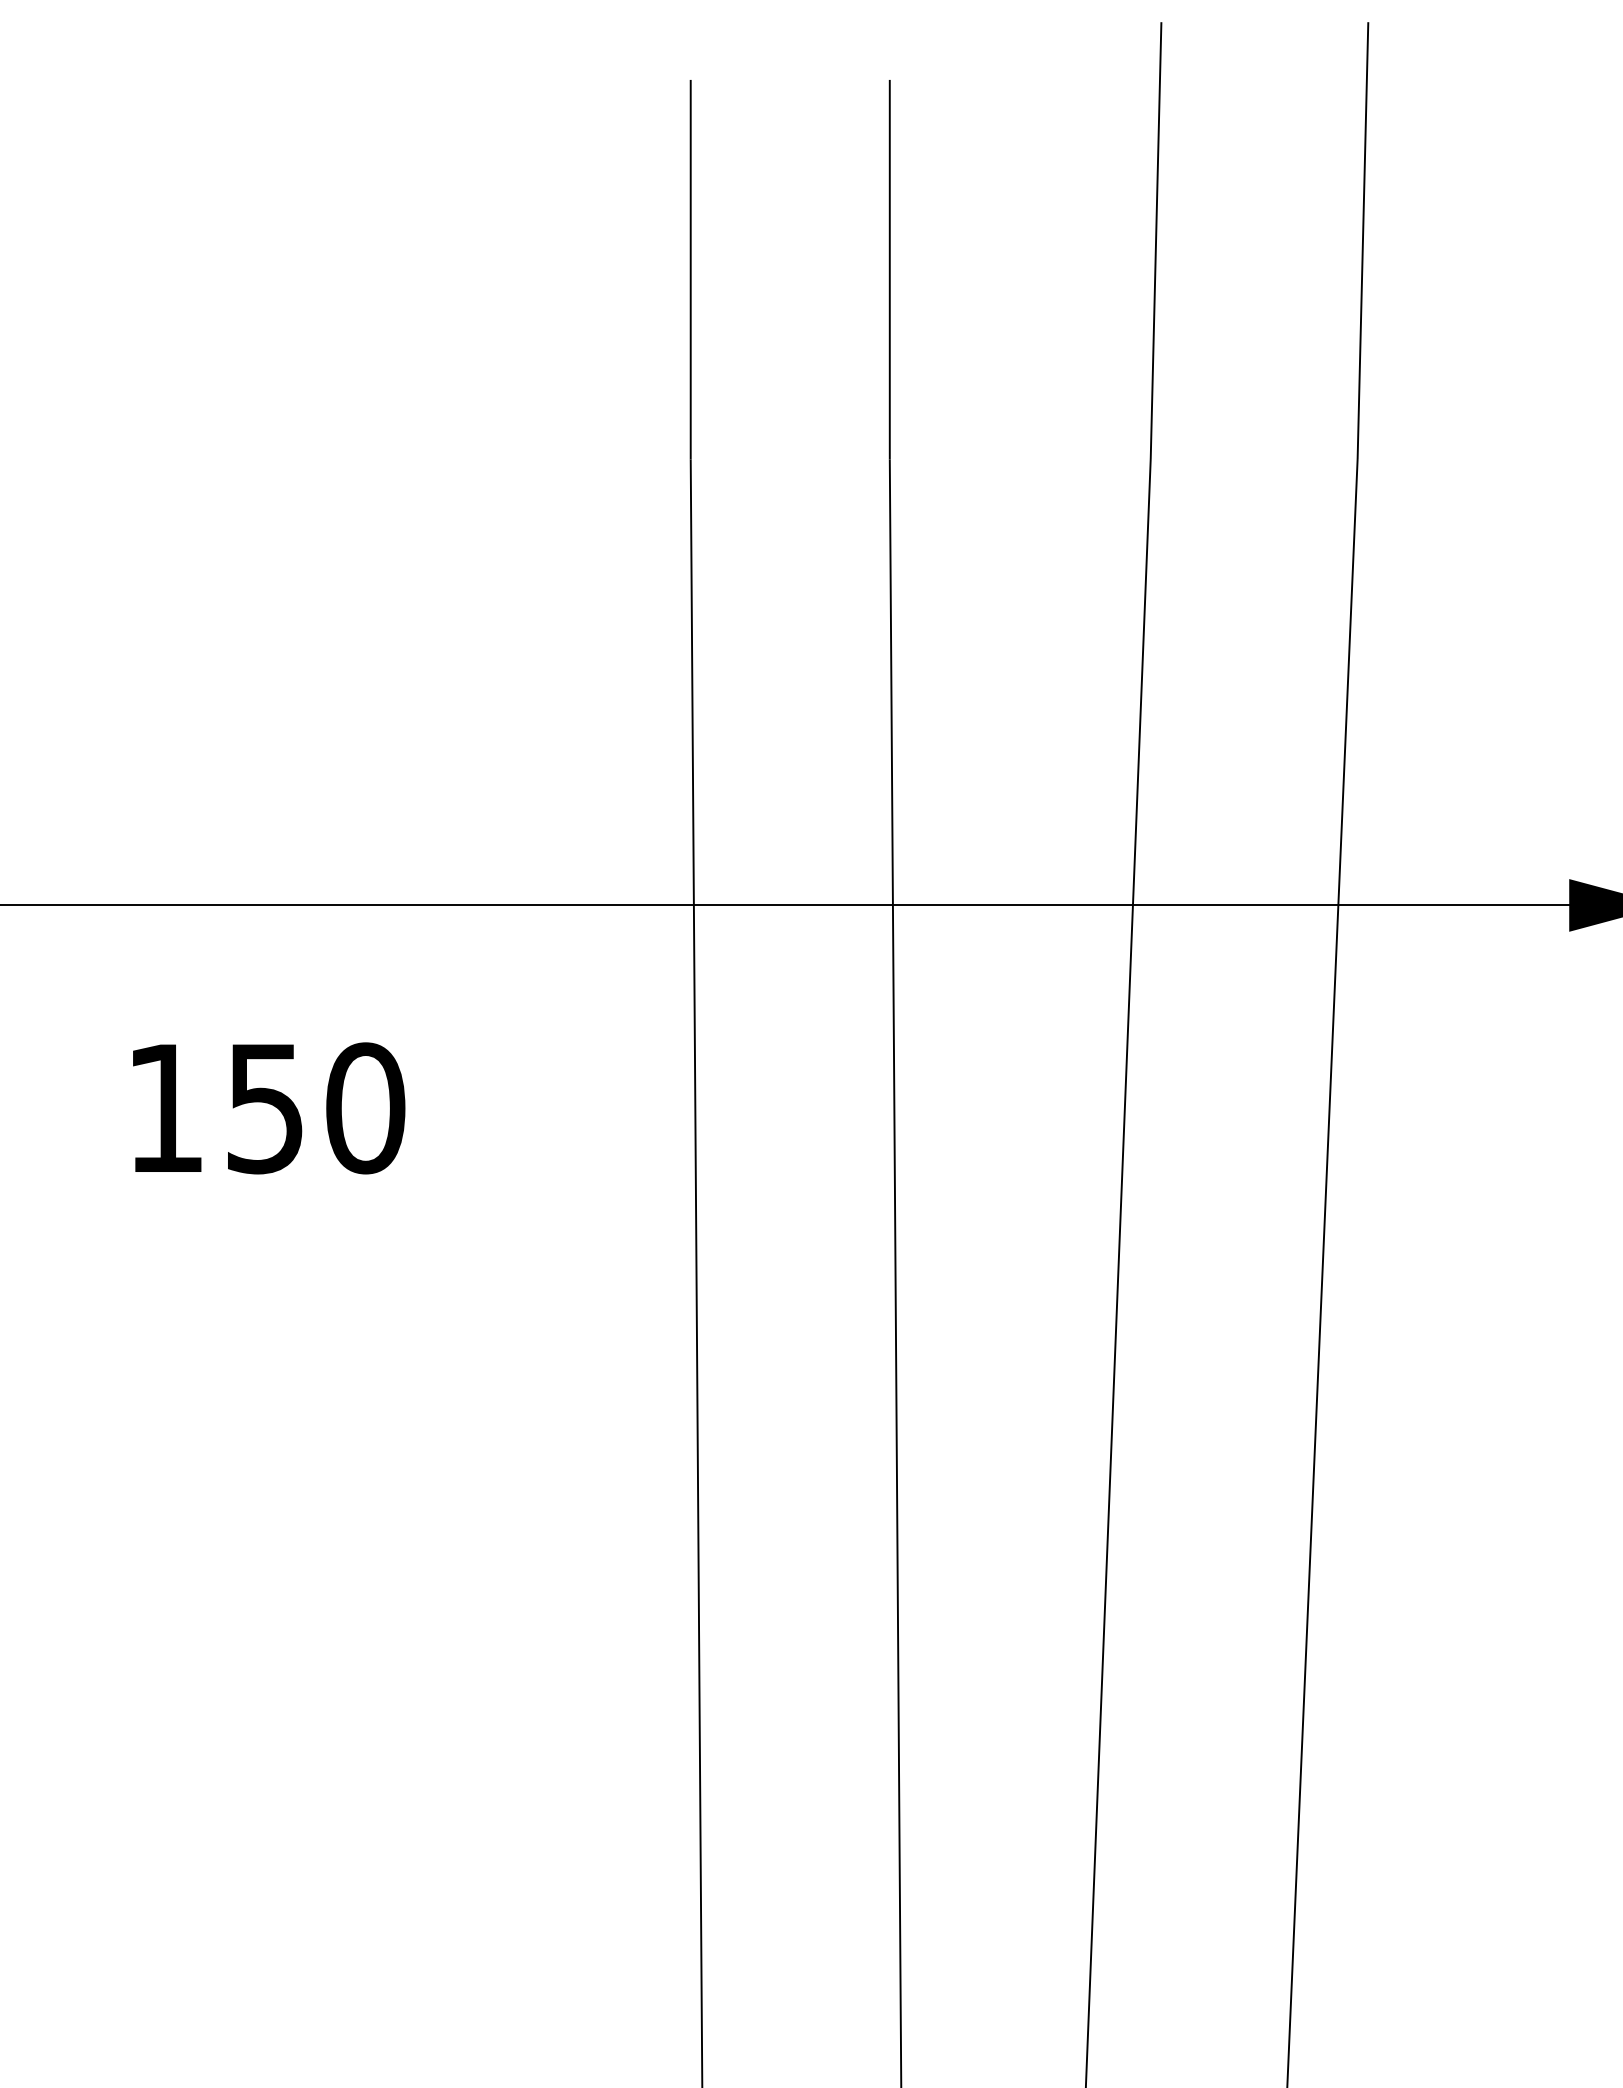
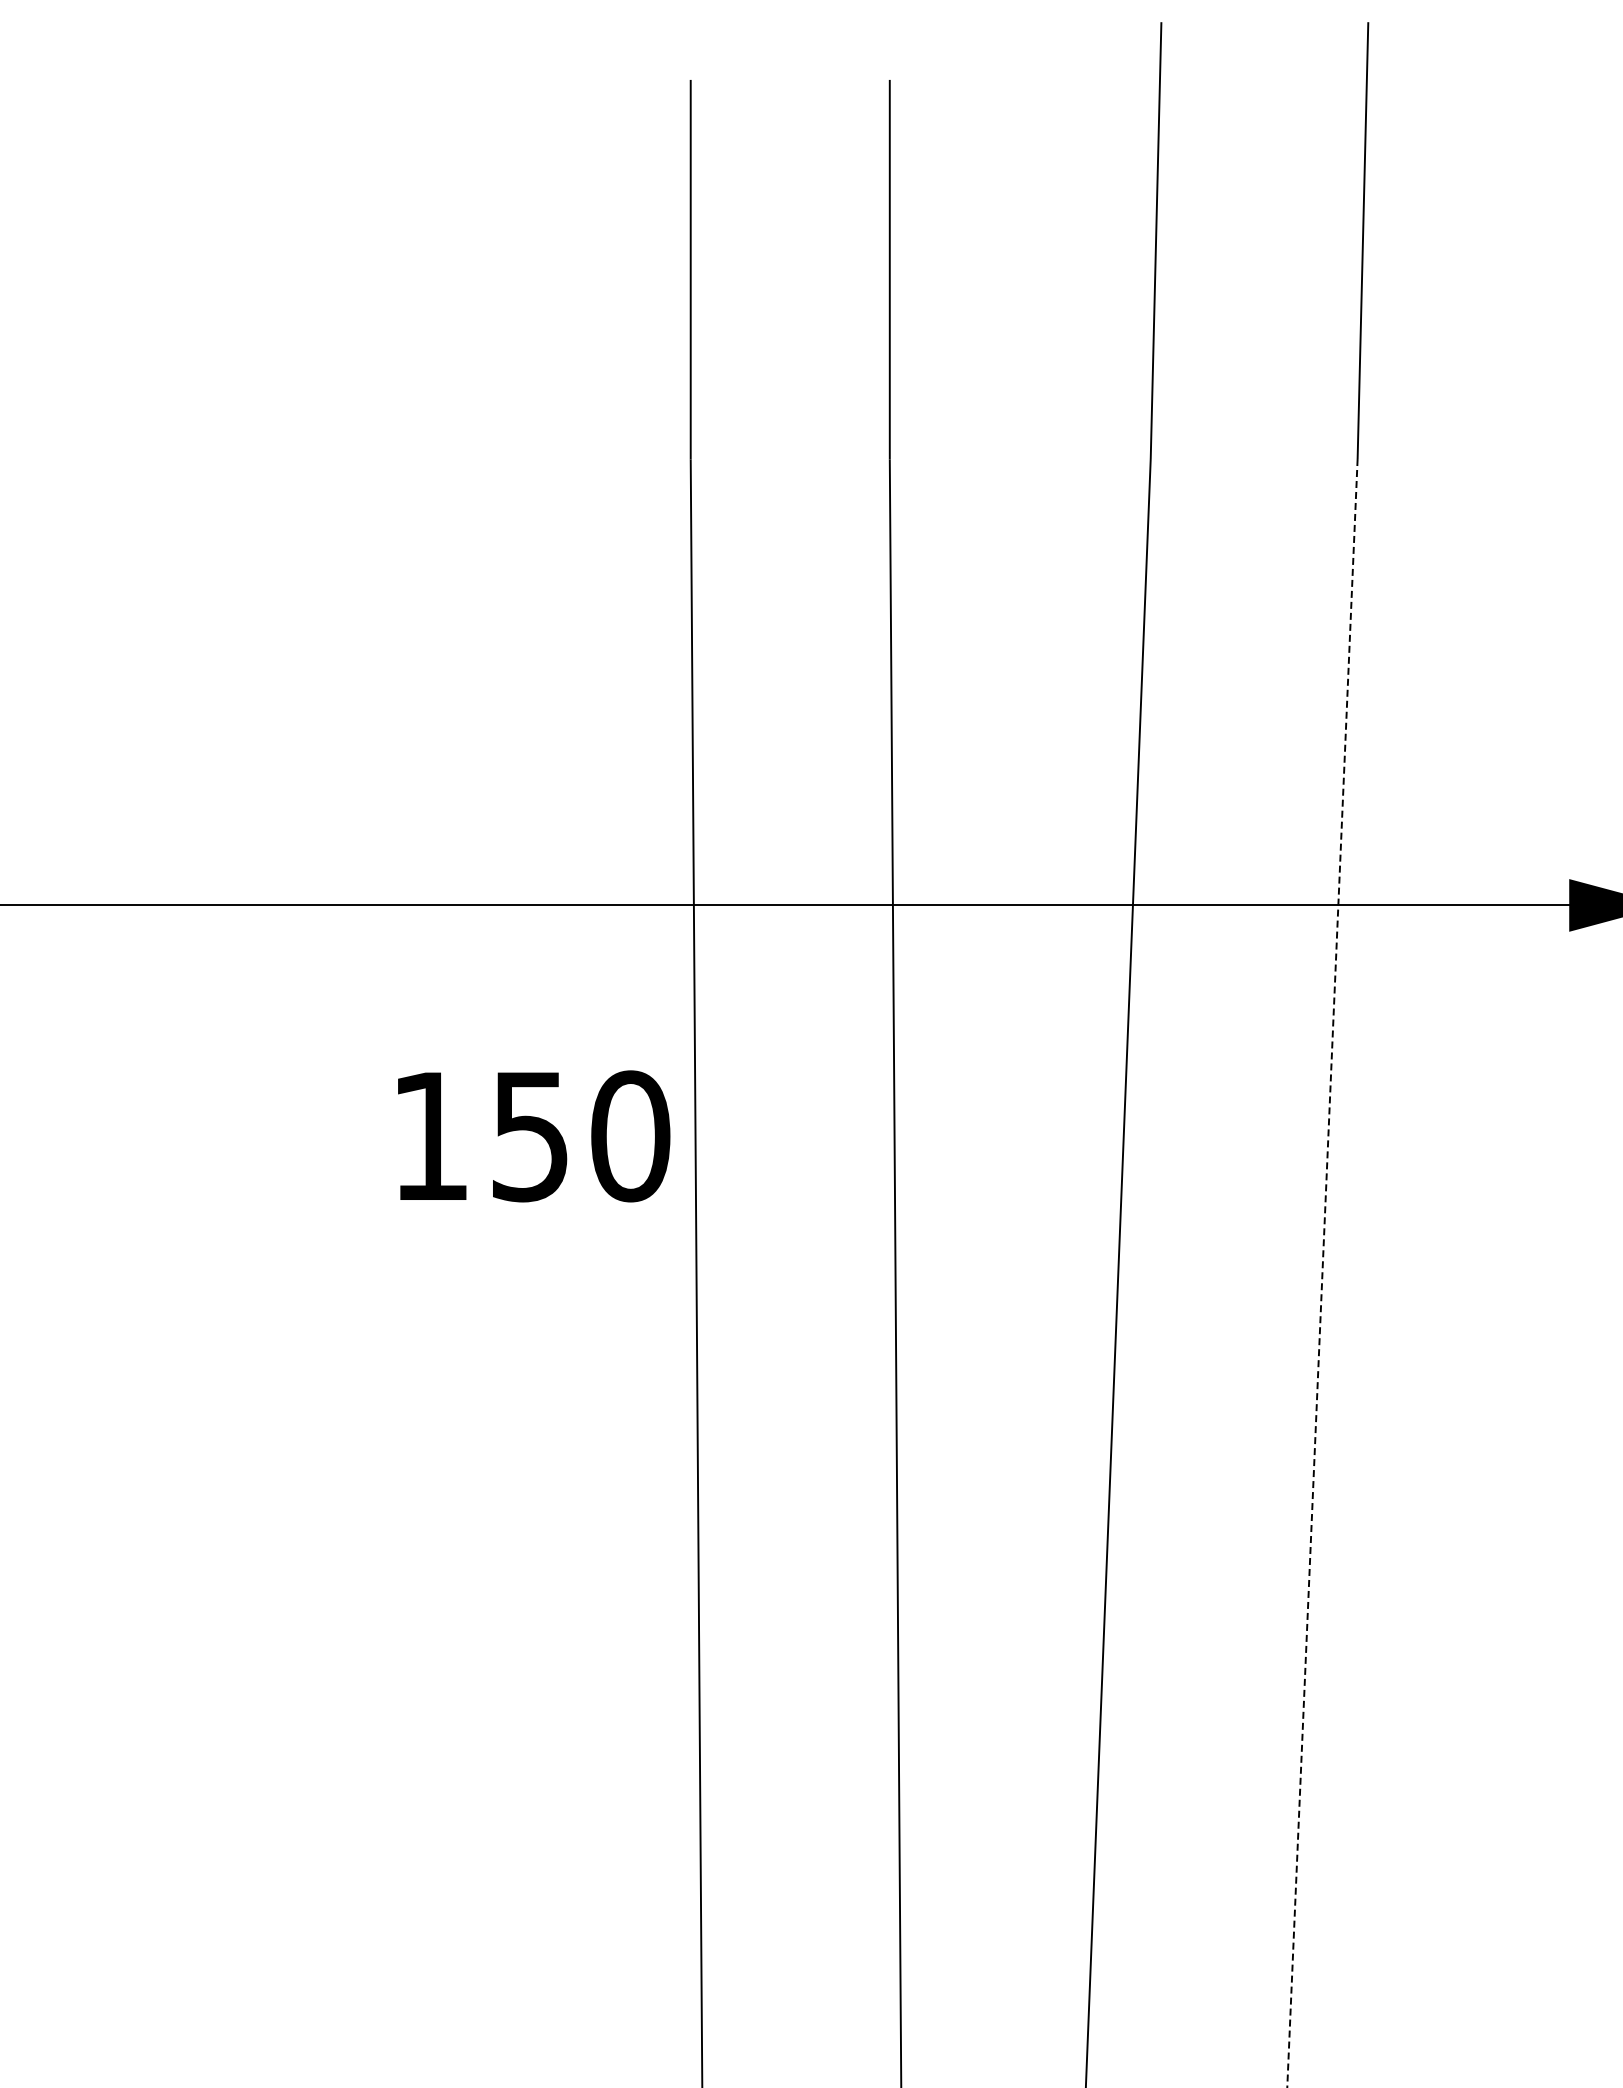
text position: (269, 1108) -> (534, 1136) (534, 1136)
line: solid -> dashed (1322, 1273)
